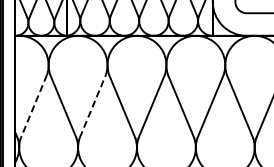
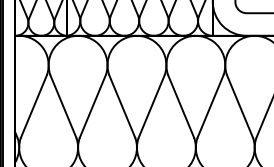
line: dashed -> solid (33, 106)
line: dashed -> solid (92, 106)
